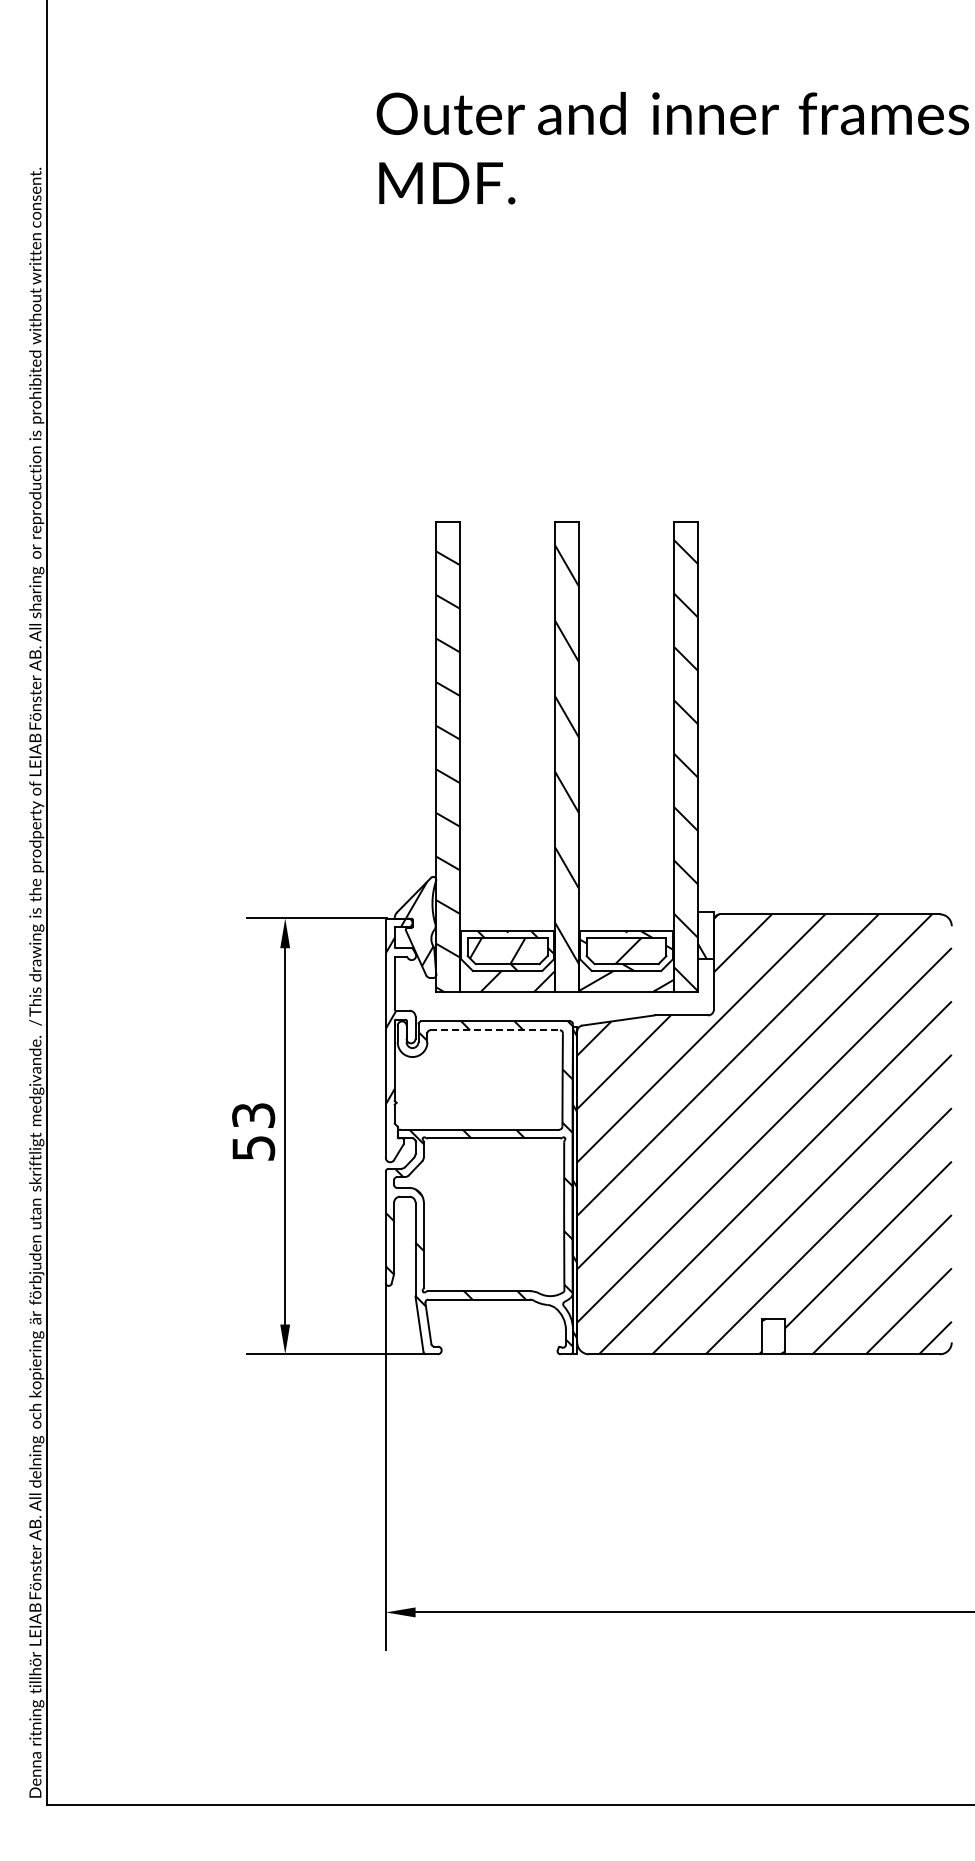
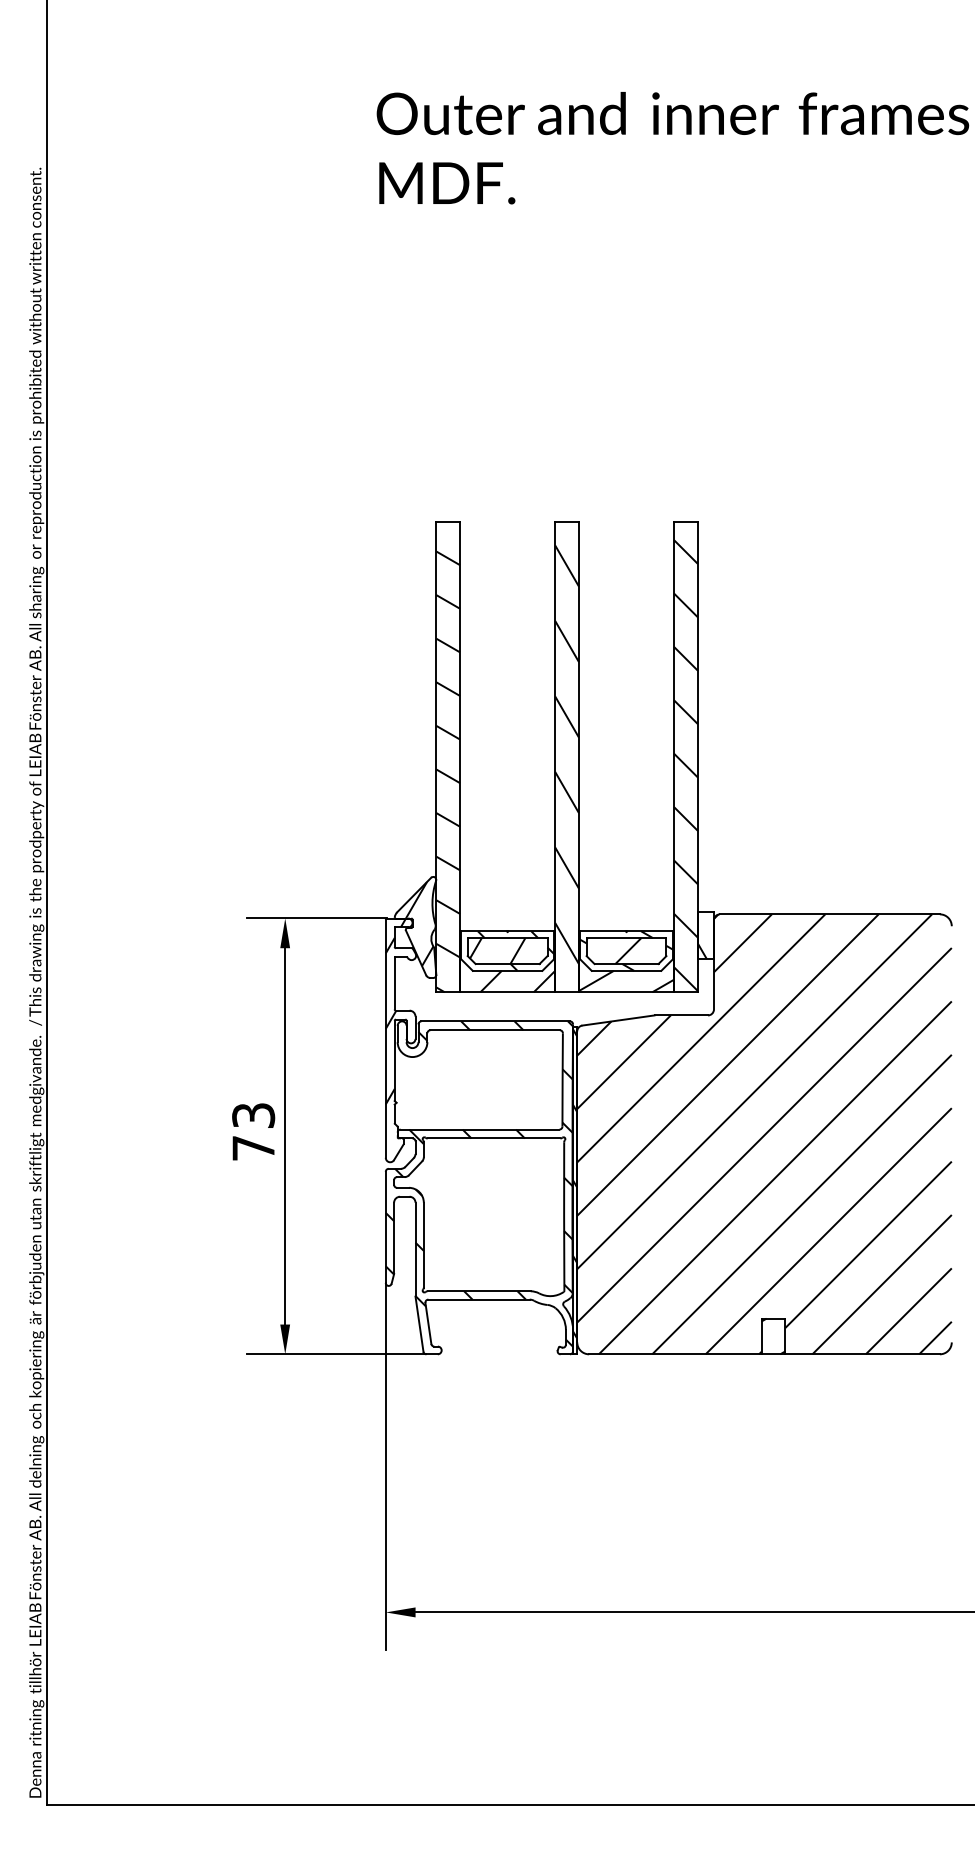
line: dashed -> solid (495, 1030)
text: 53 -> 73 (253, 1148)
